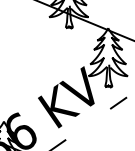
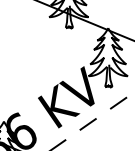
line: none -> present (87, 124)
